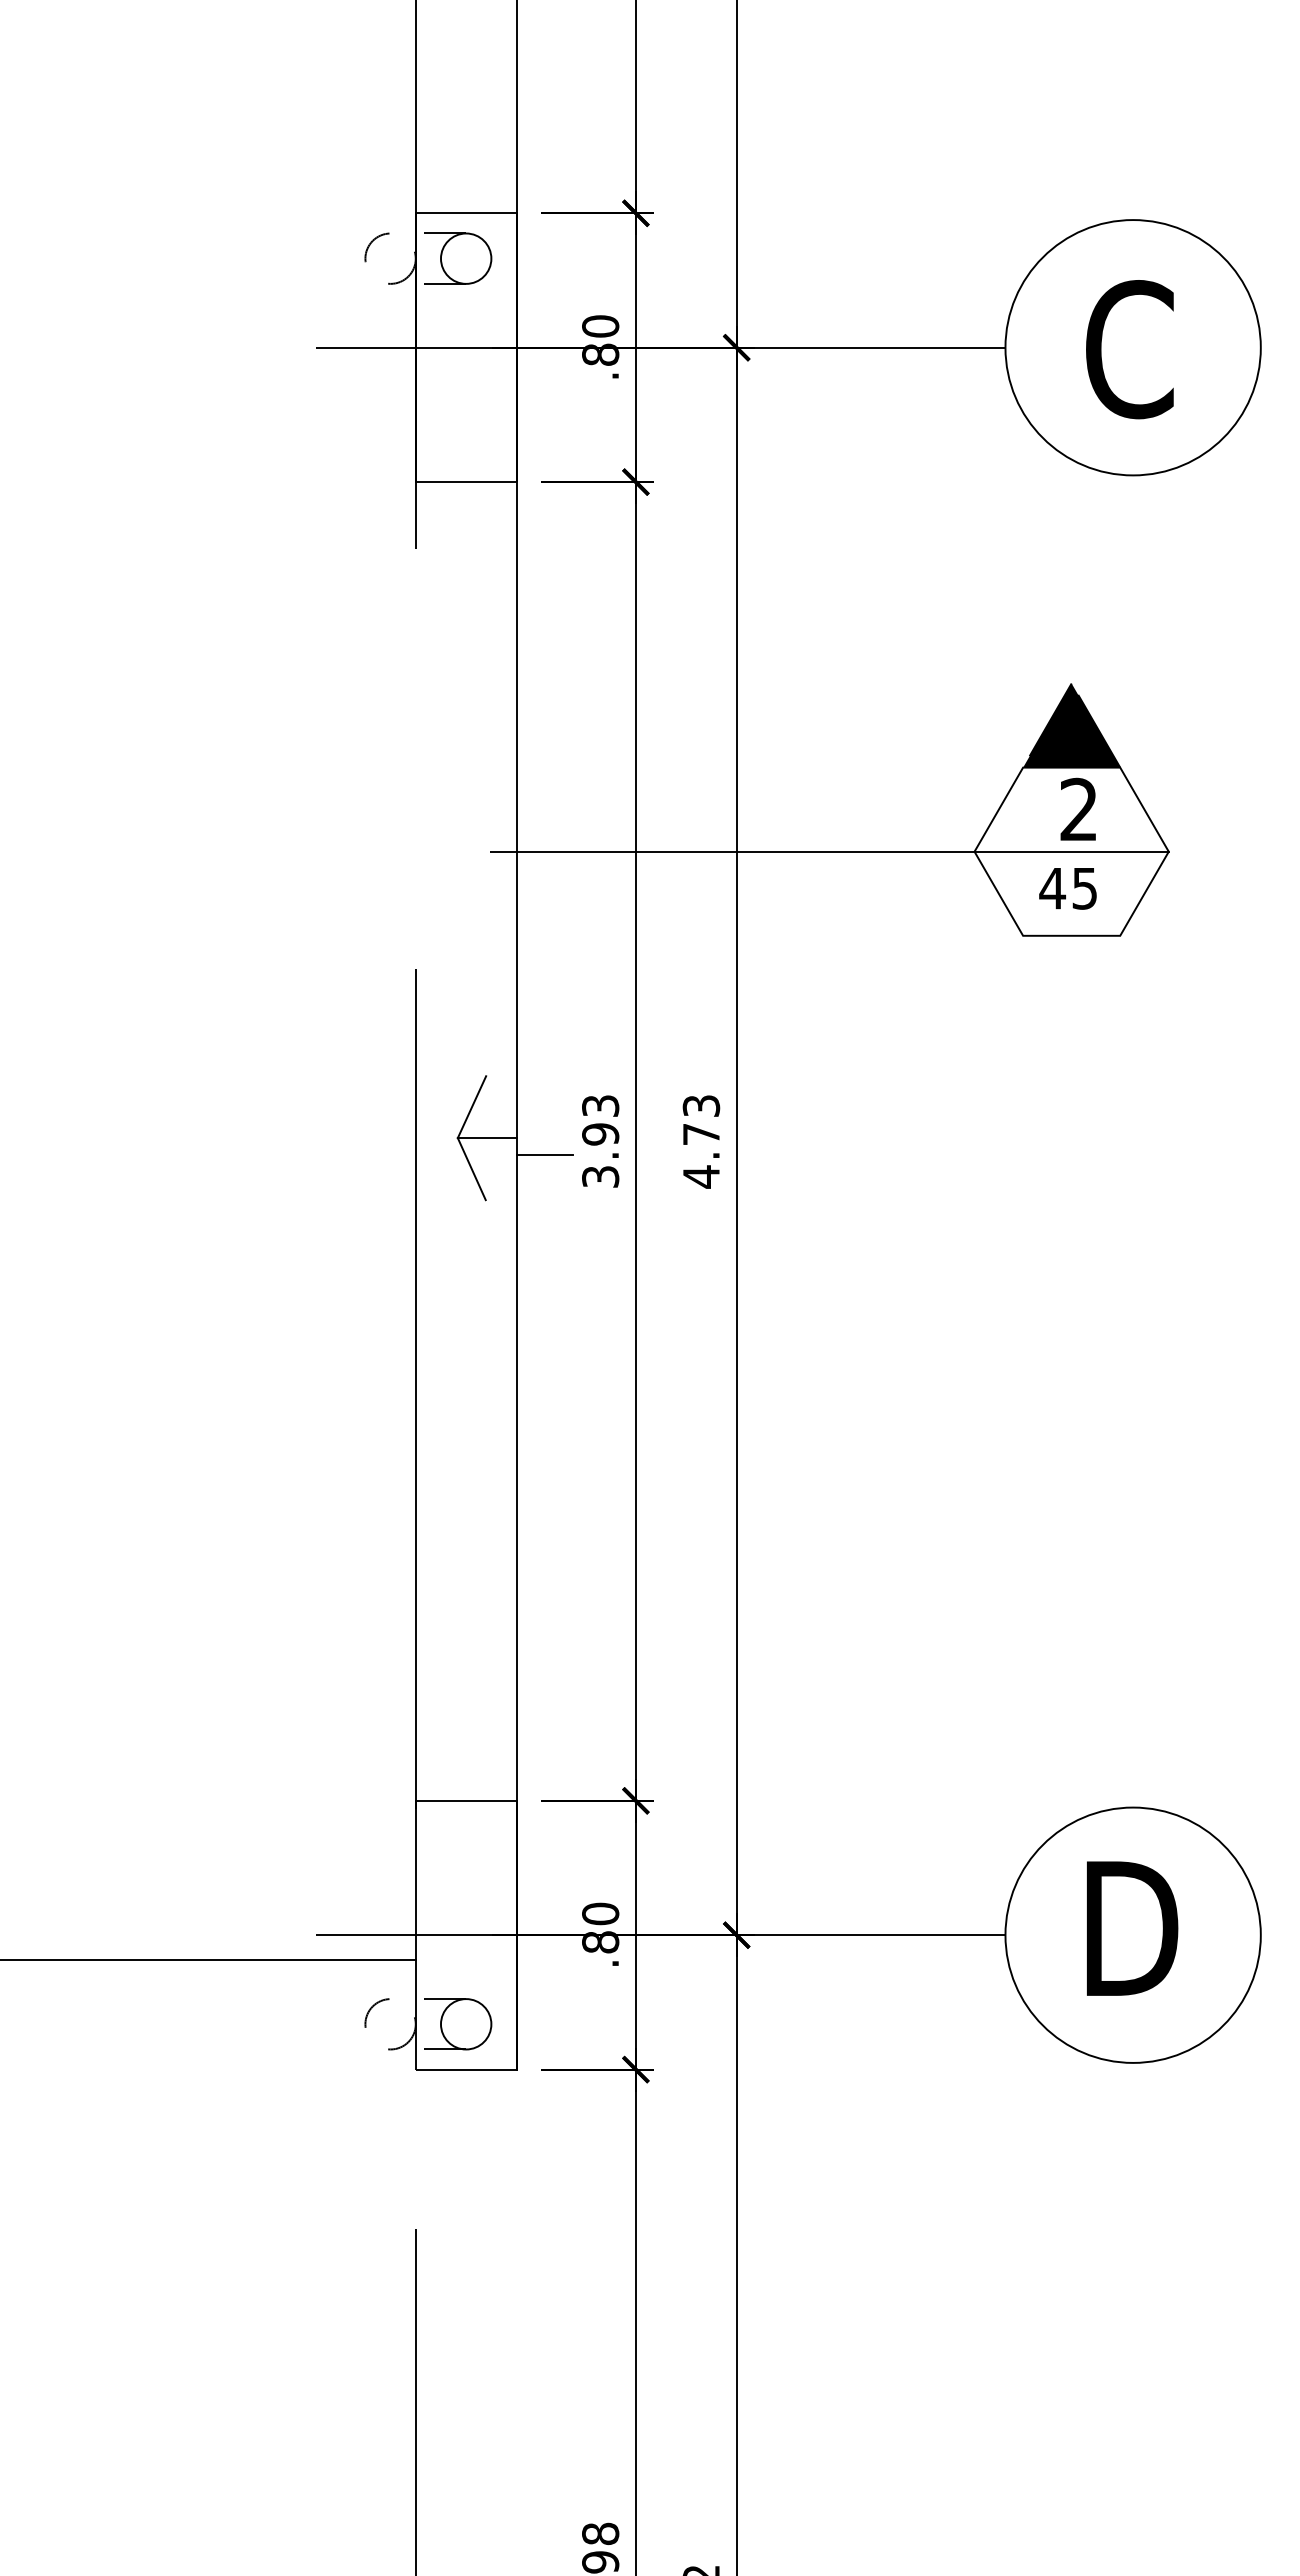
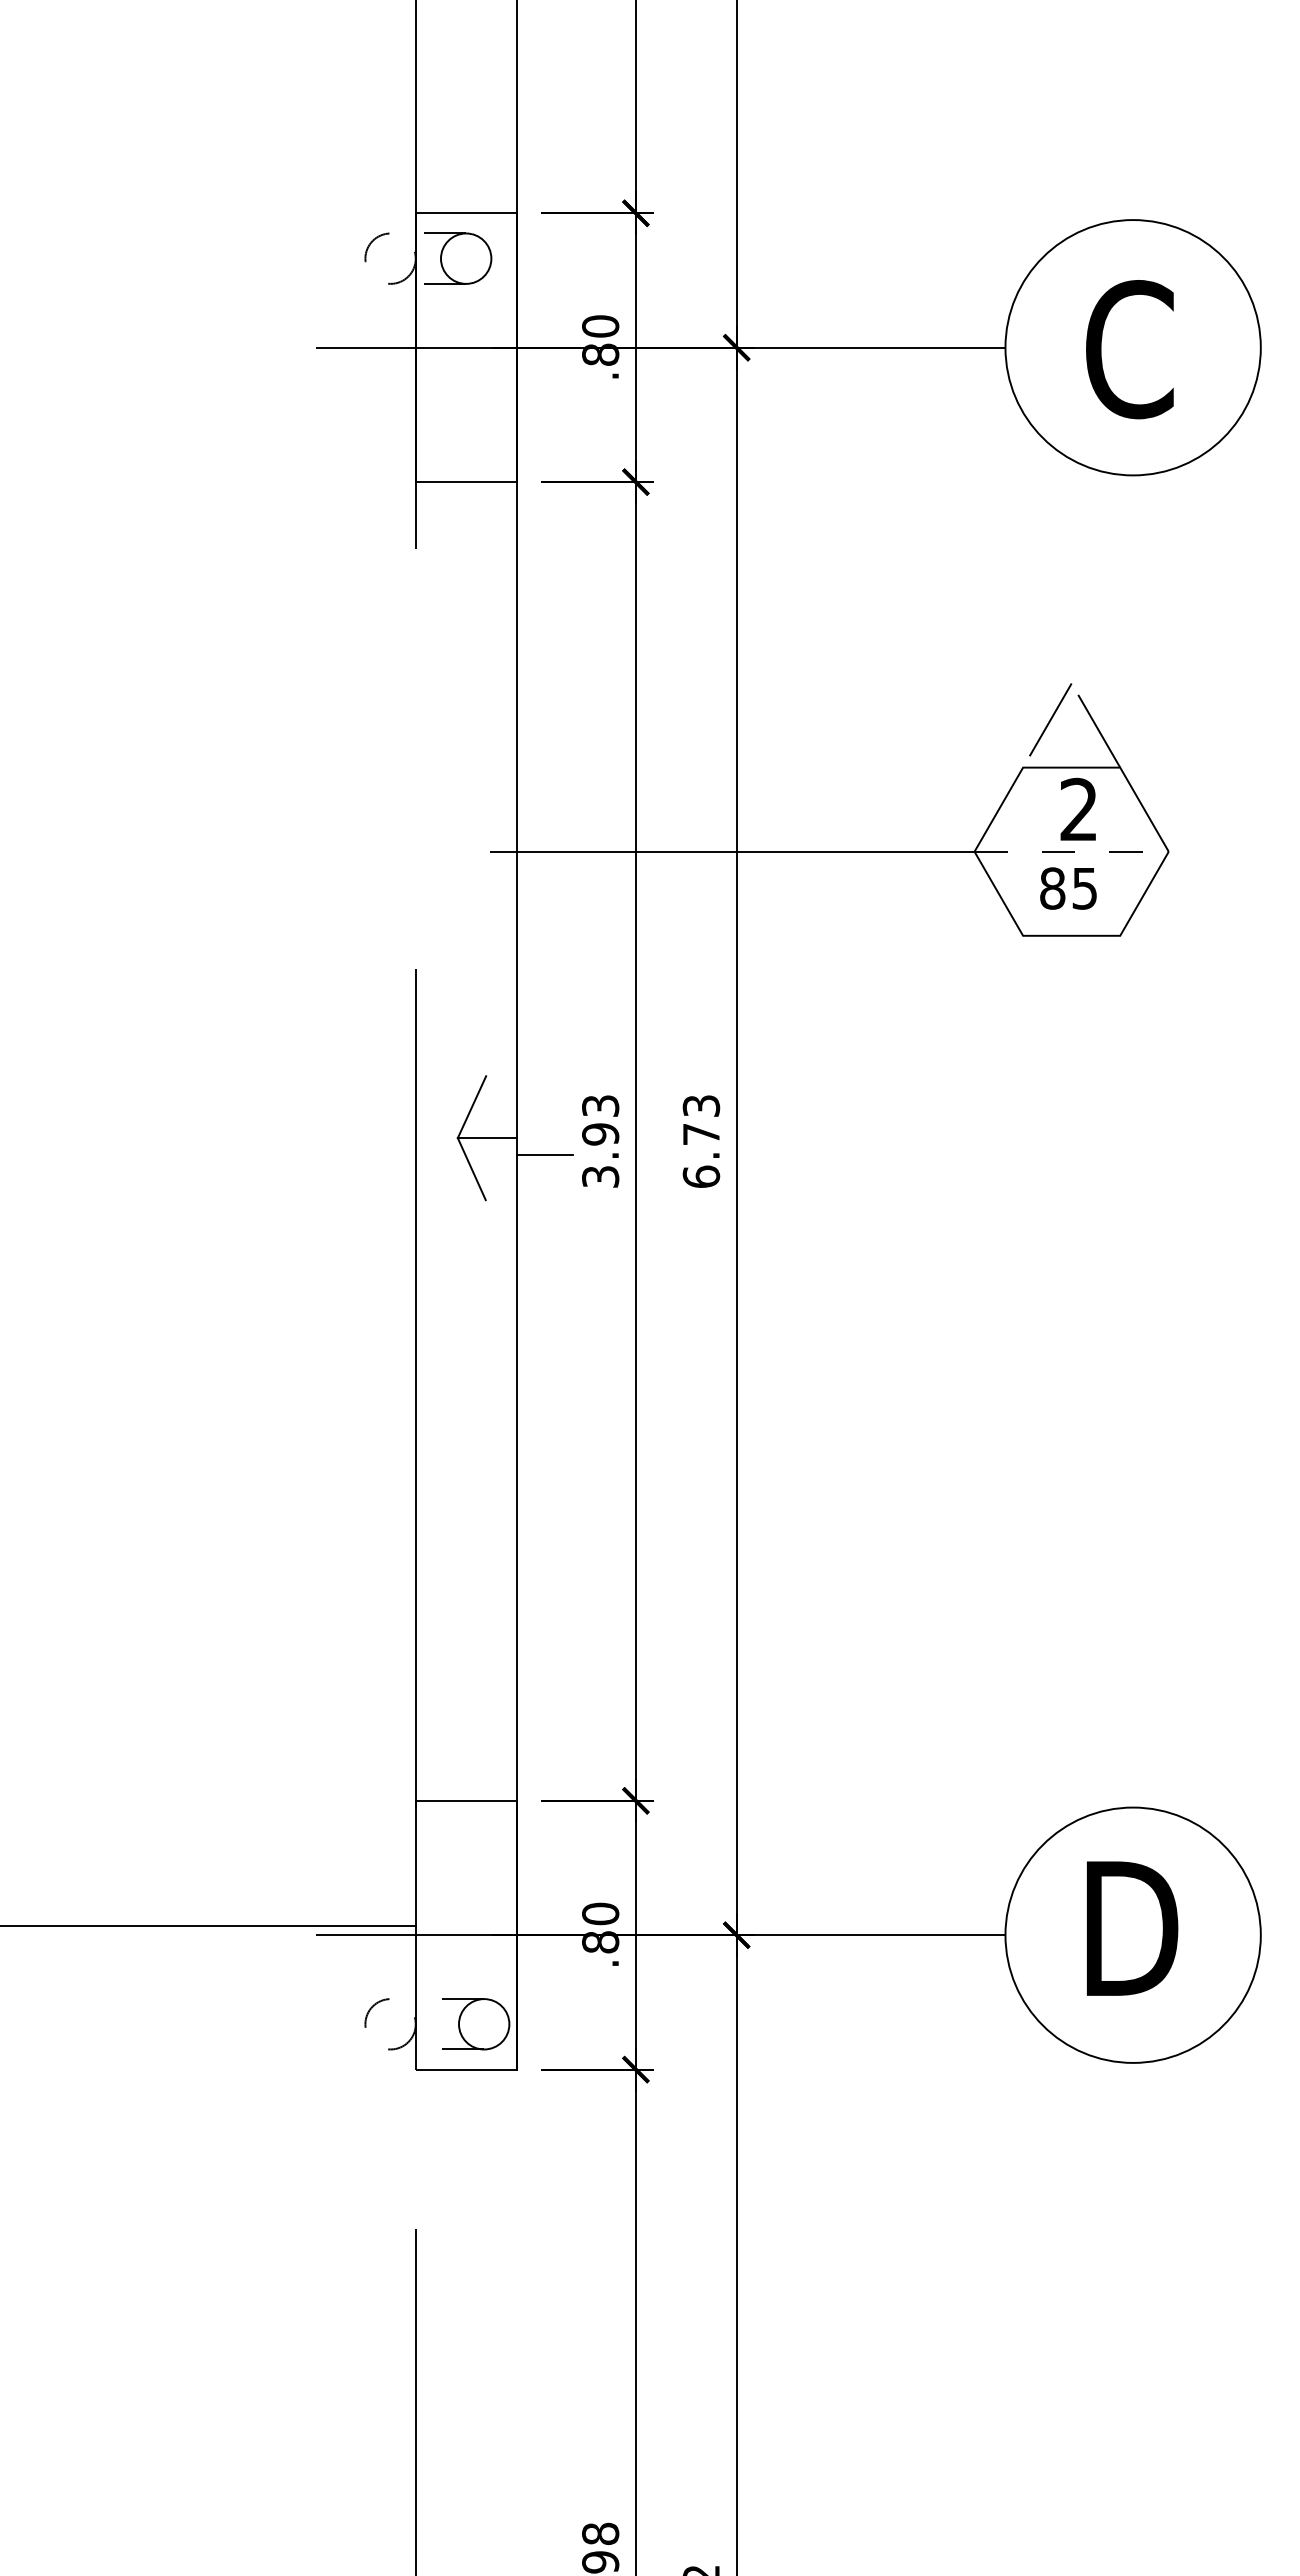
fill: present -> none (1071, 725)
line: solid -> dashed (1072, 851)
text: 45 -> 85 (1052, 888)
text: 4.73 -> 6.73 (701, 1176)
line position: (208, 1960) -> (208, 1926) (208, 1926)
part position: (458, 2024) -> (476, 2024) (476, 2024)
